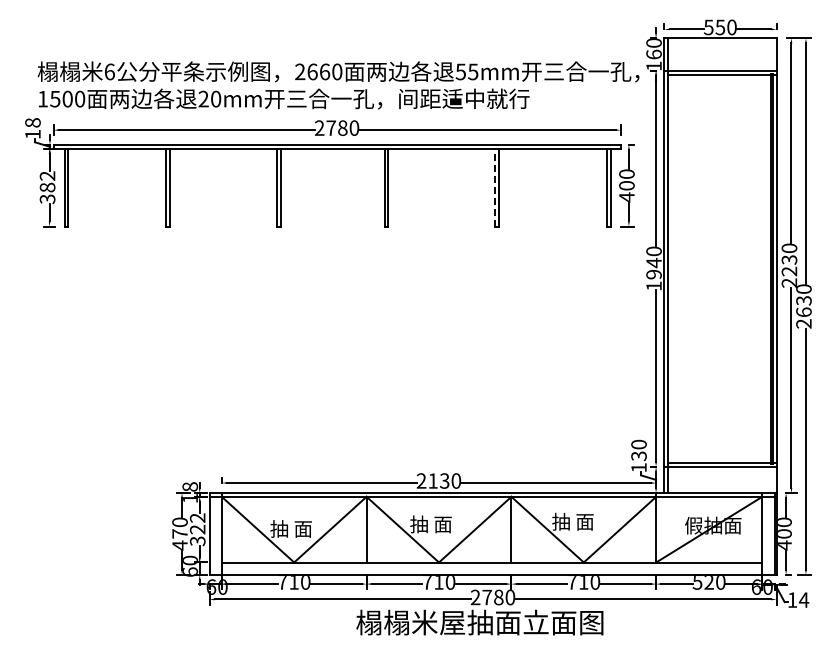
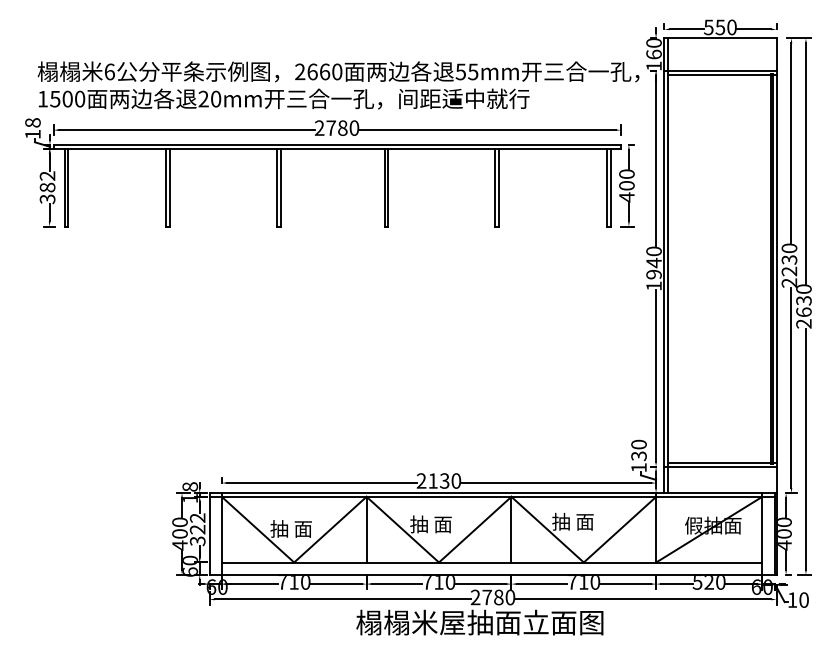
line: dashed -> solid (494, 187)
text: 470 -> 400 (179, 533)
text: 14 -> 10 (803, 599)
